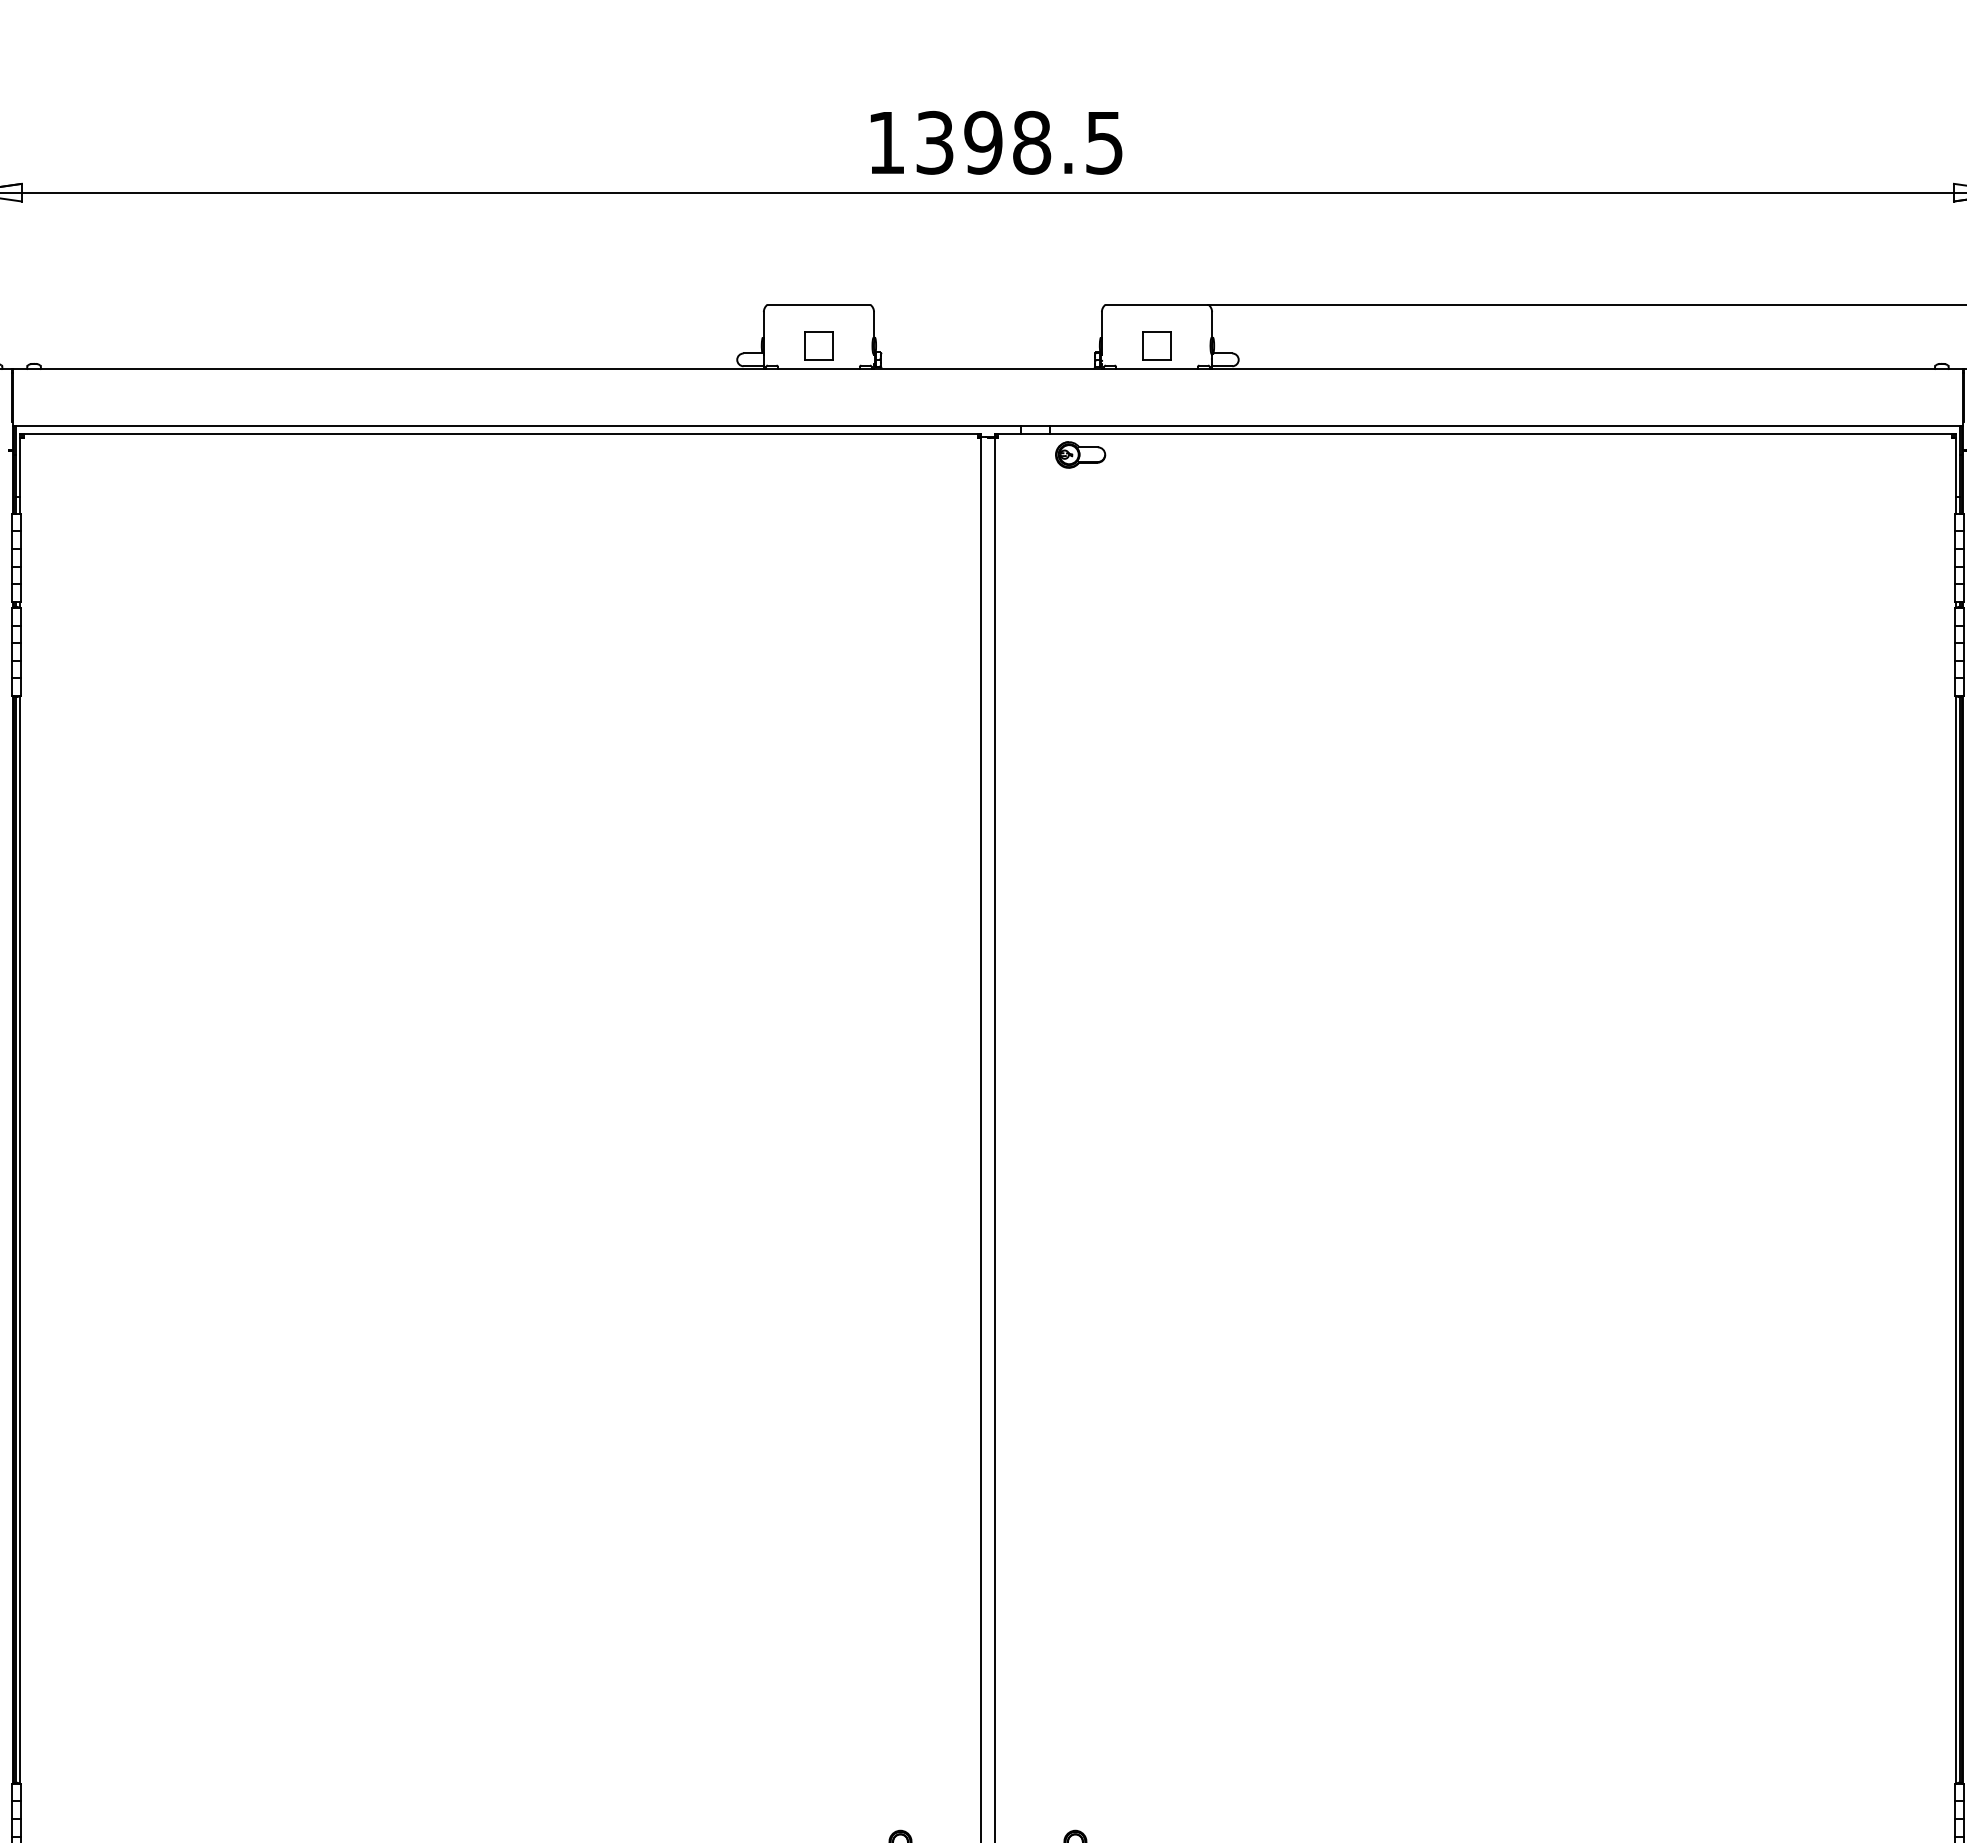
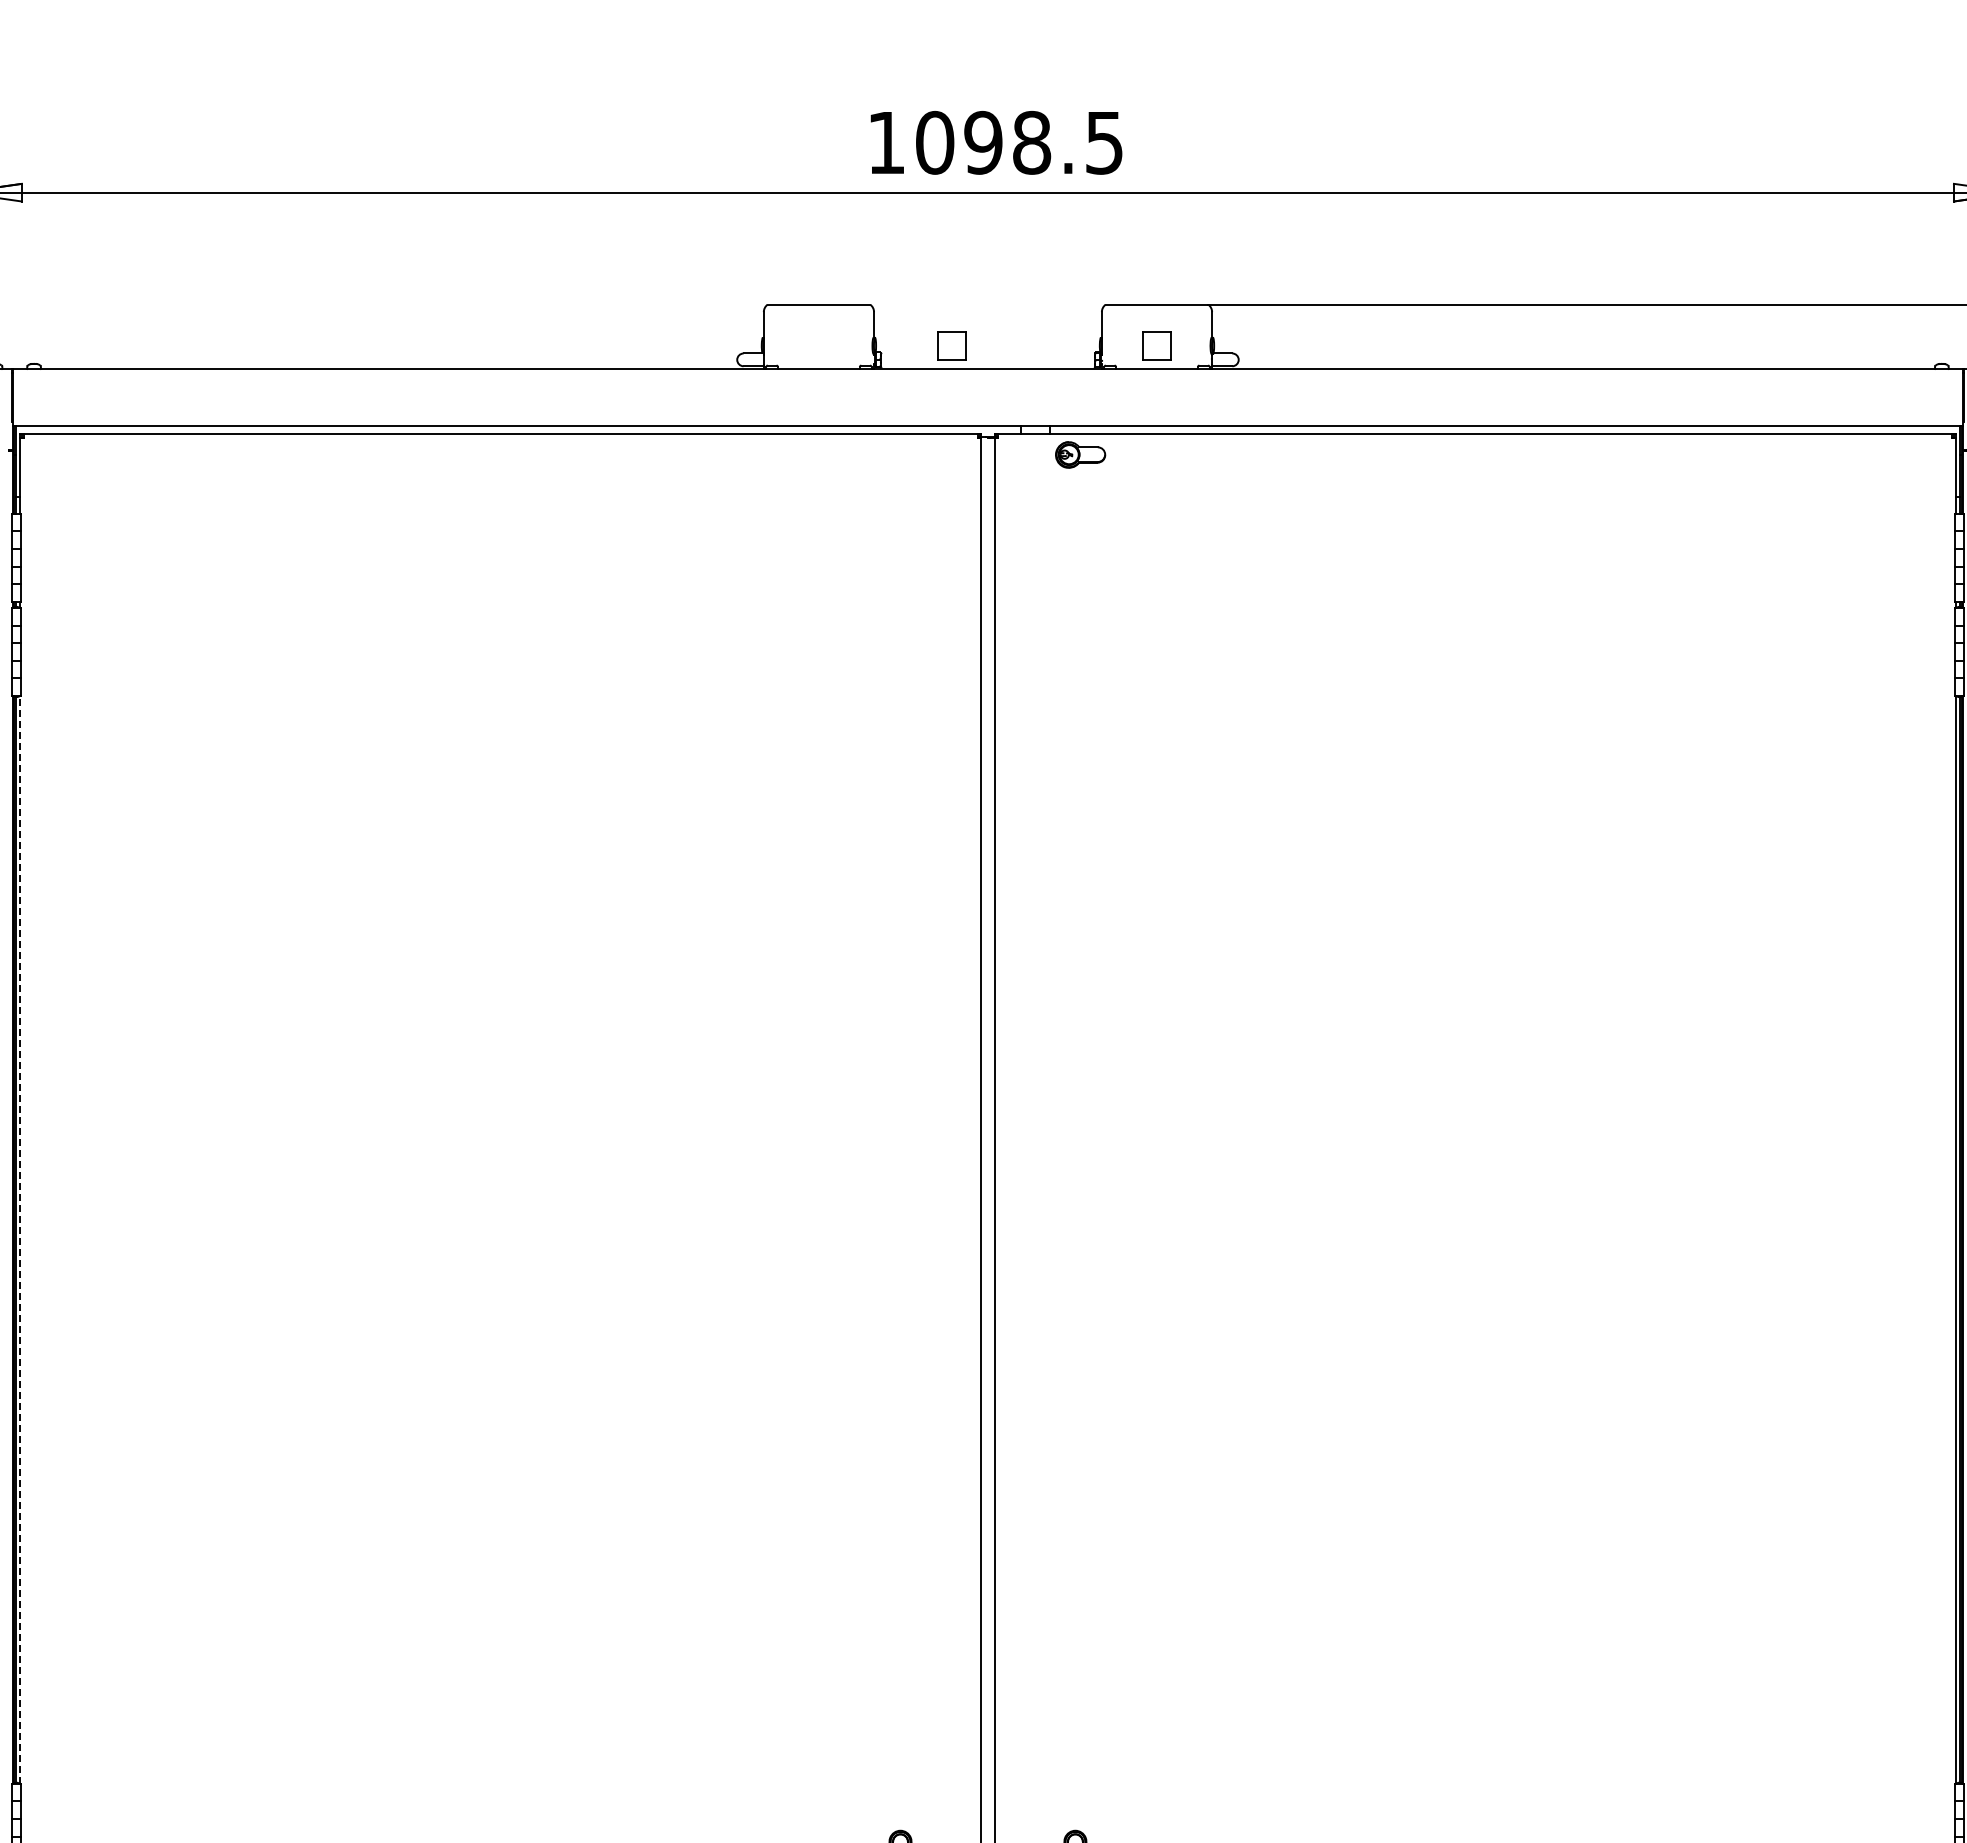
text: 1398.5 -> 1098.5 (935, 142)
part position: (818, 345) -> (951, 345) (951, 345)
line: solid -> dashed (20, 1239)
